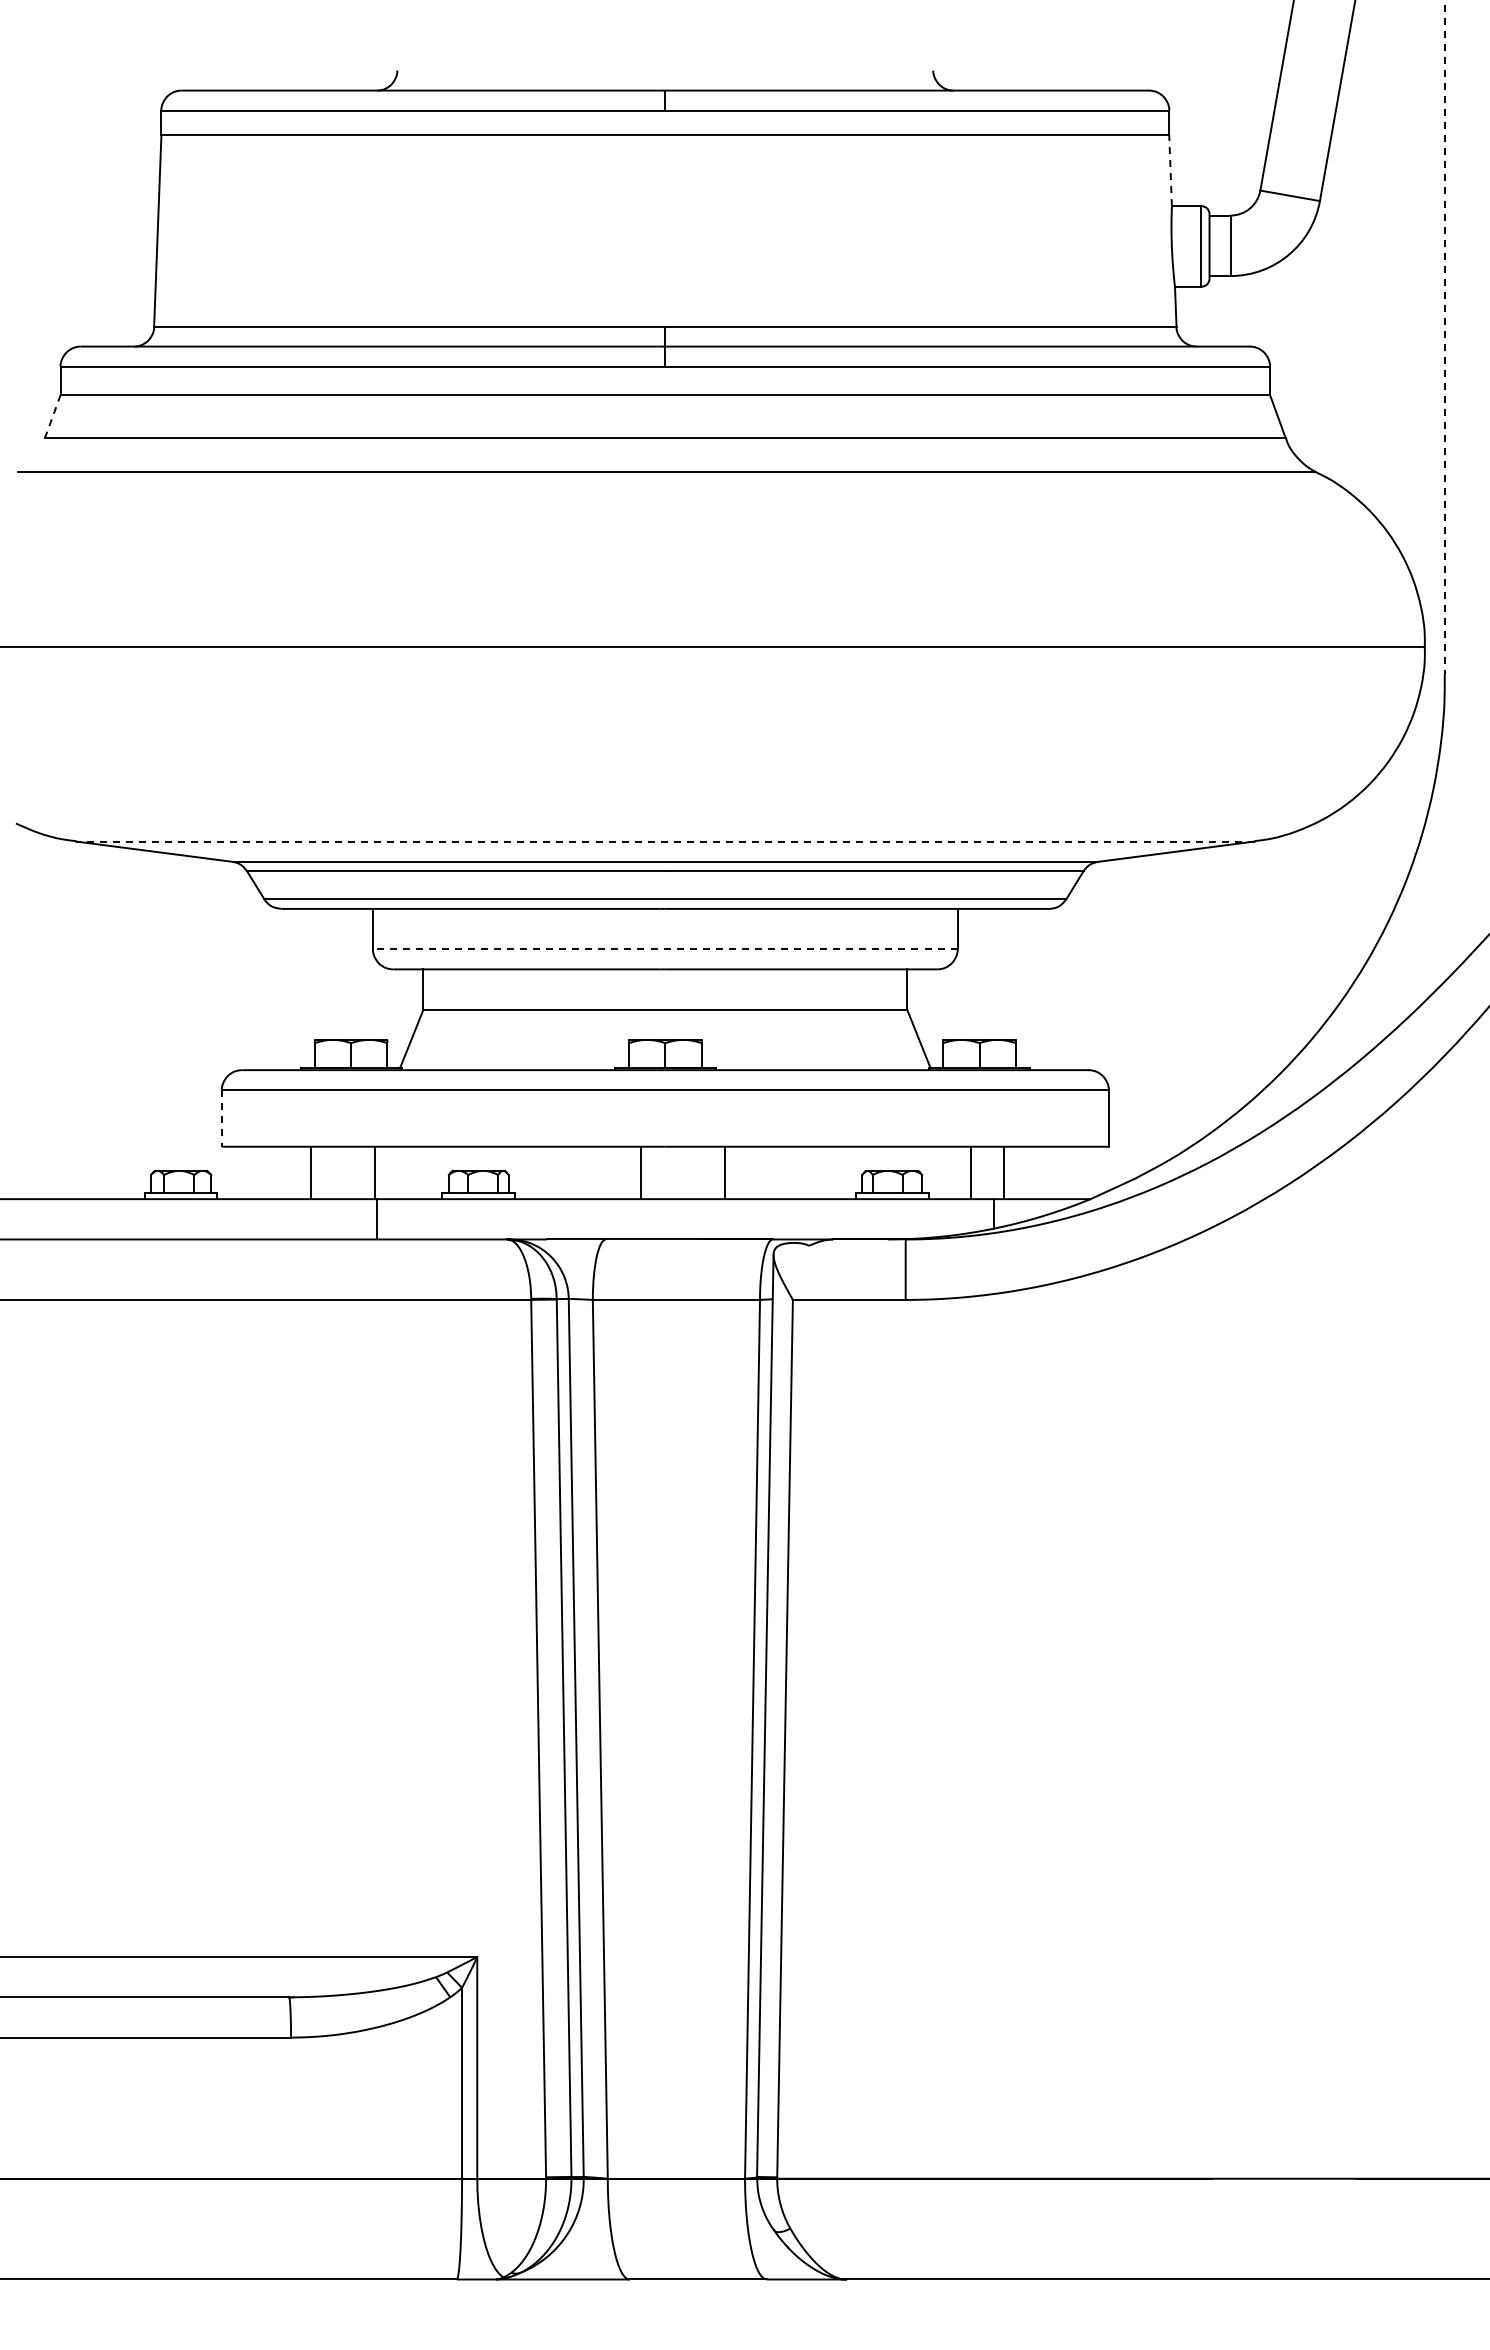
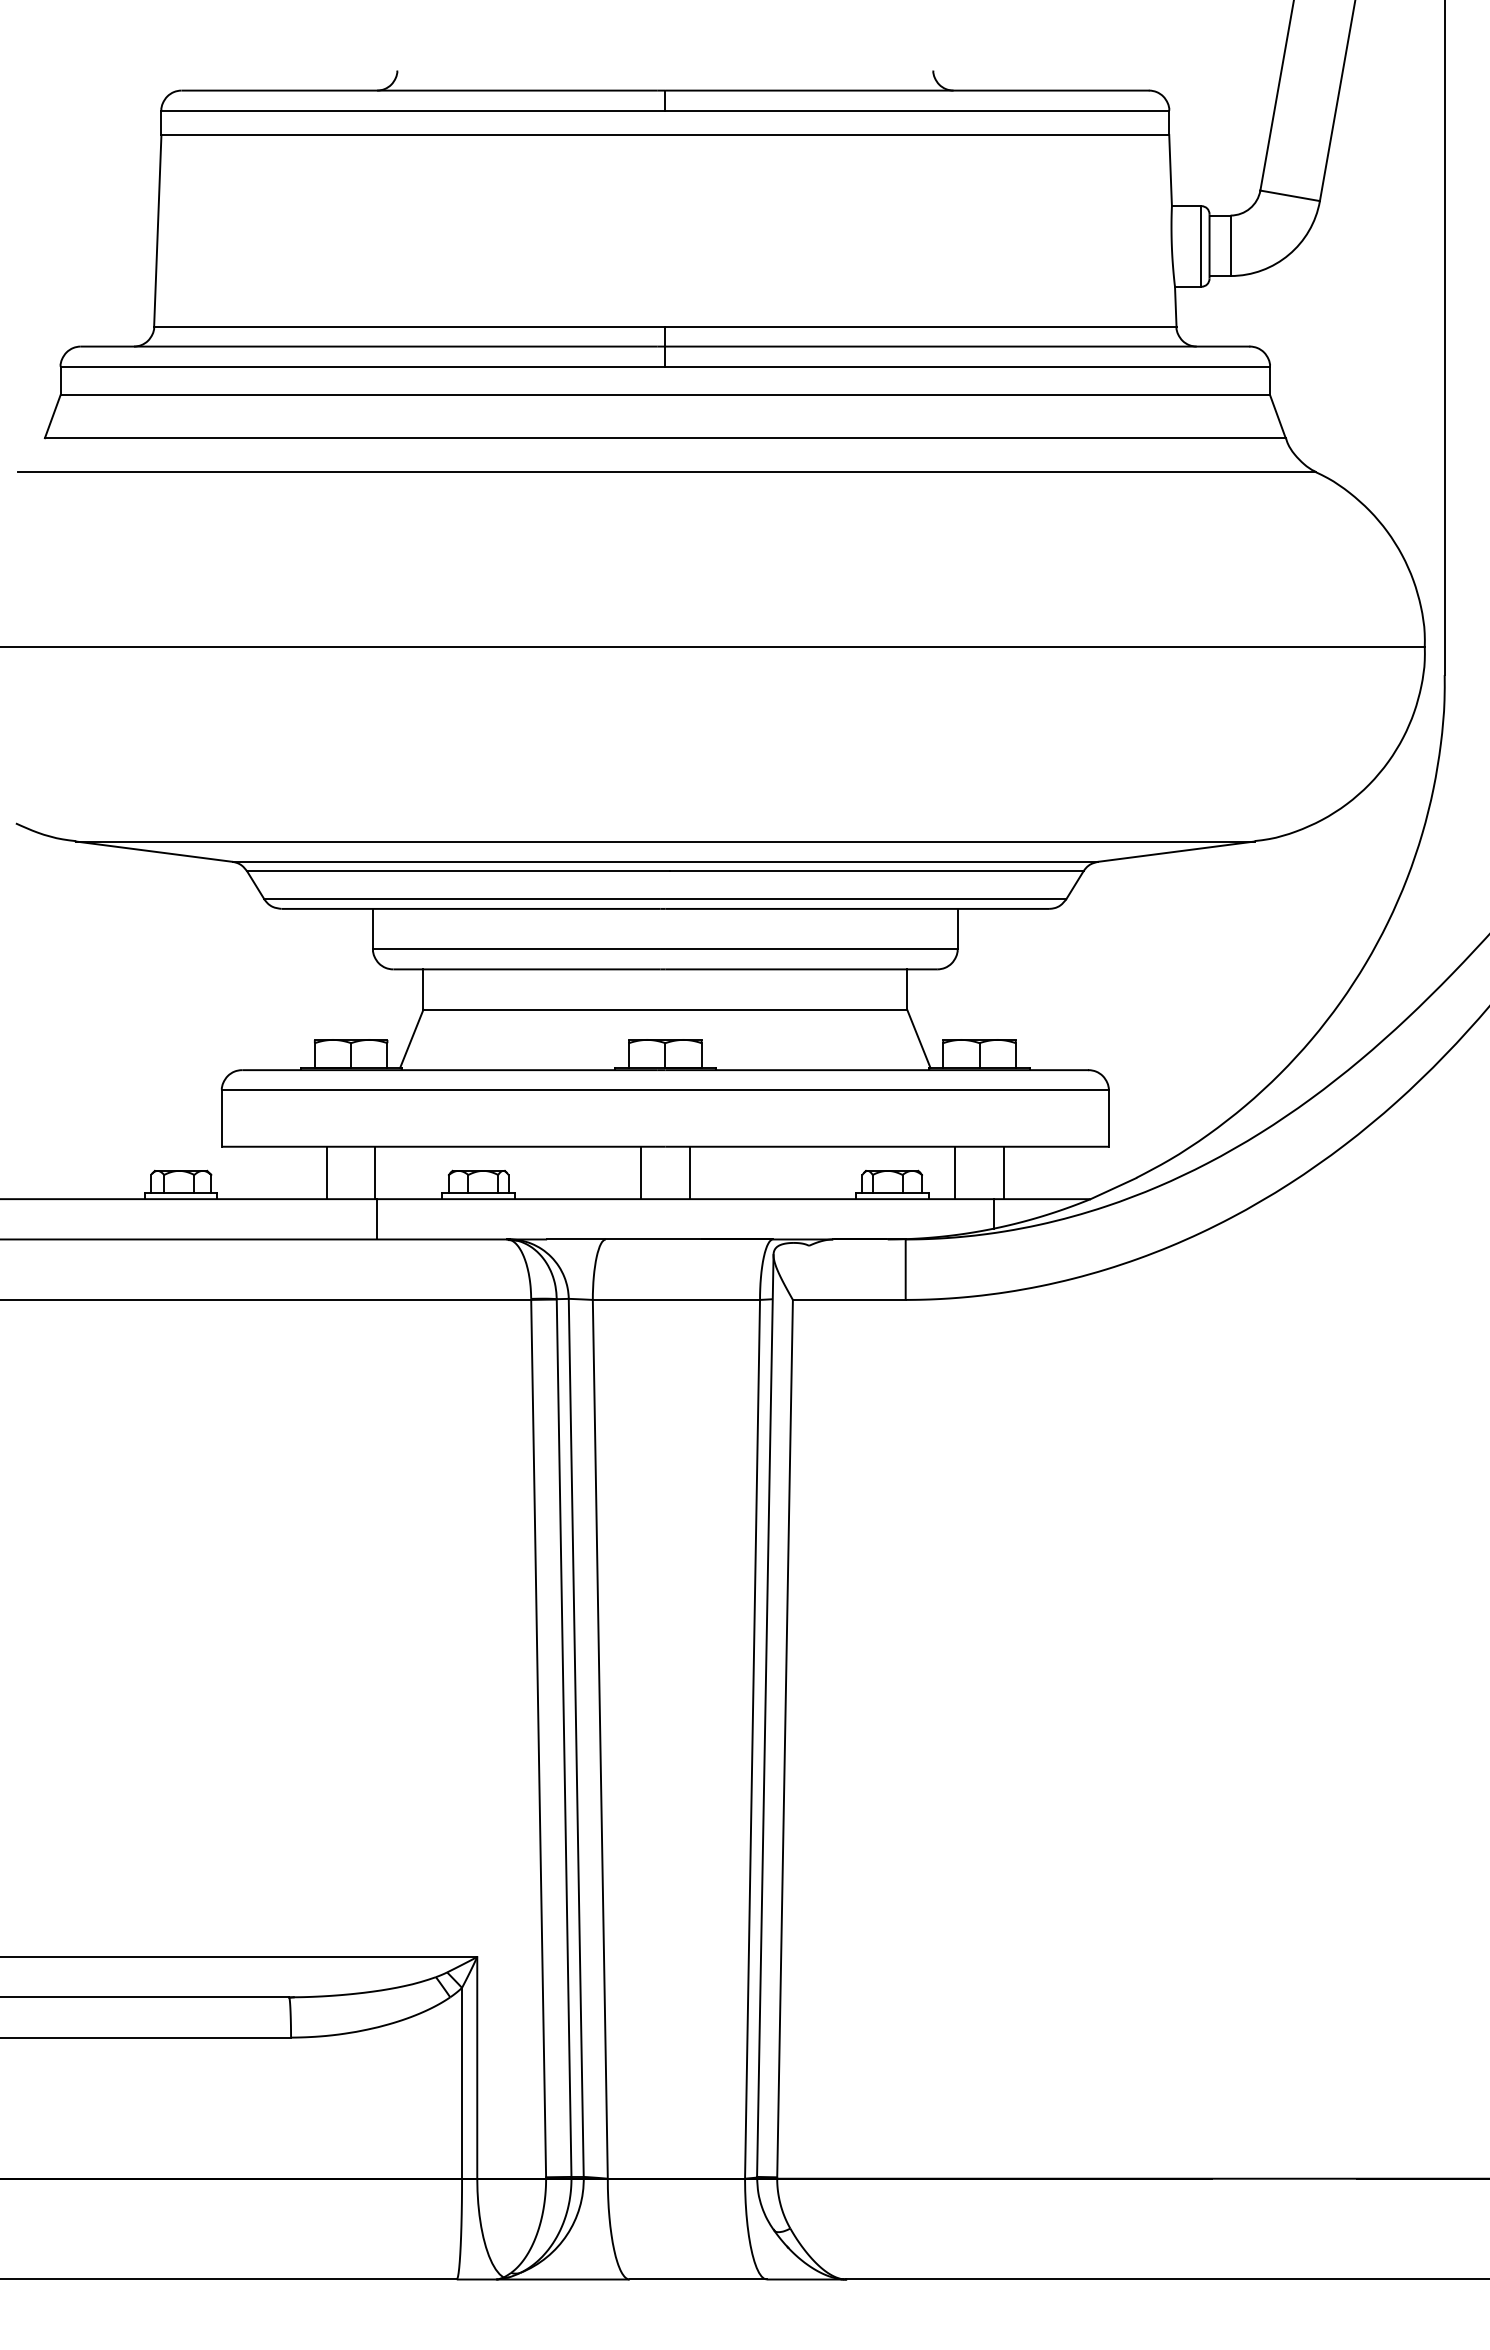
line: dashed -> solid (1170, 170)
line: dashed -> solid (1445, 338)
line: dashed -> solid (52, 417)
line: dashed -> solid (665, 841)
line: dashed -> solid (664, 949)
line: dashed -> solid (221, 1119)
line position: (310, 1172) -> (326, 1172) (326, 1172)
line position: (724, 1172) -> (689, 1172) (689, 1172)
line position: (971, 1172) -> (955, 1172) (955, 1172)
